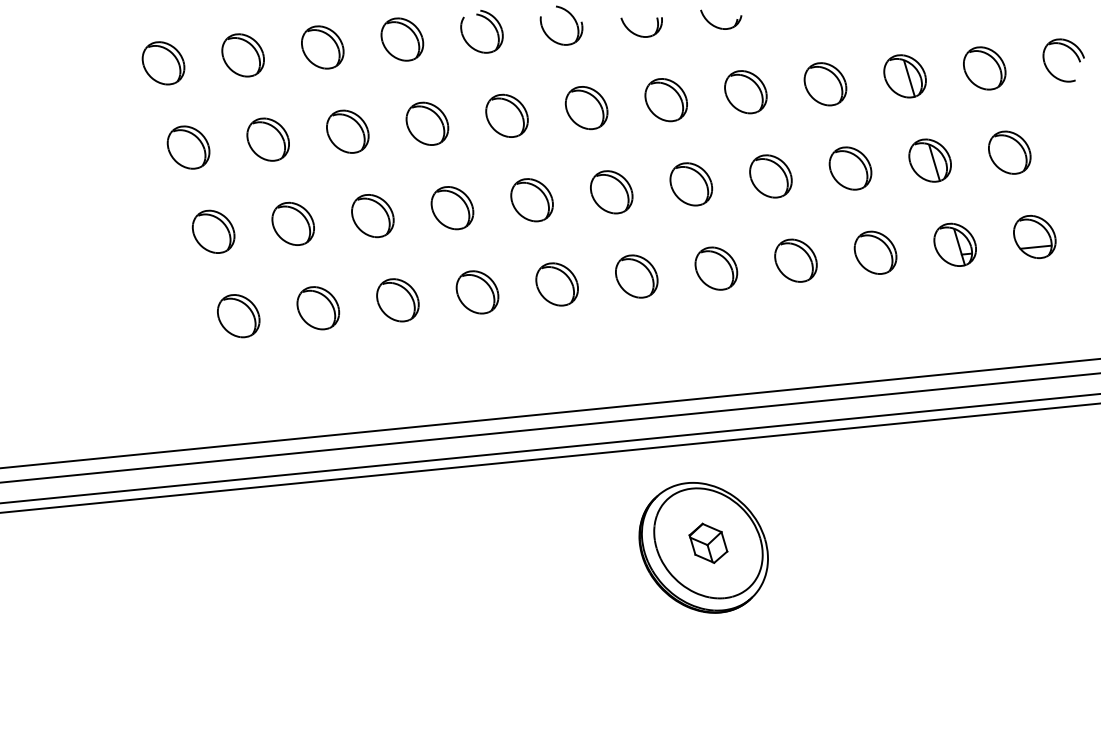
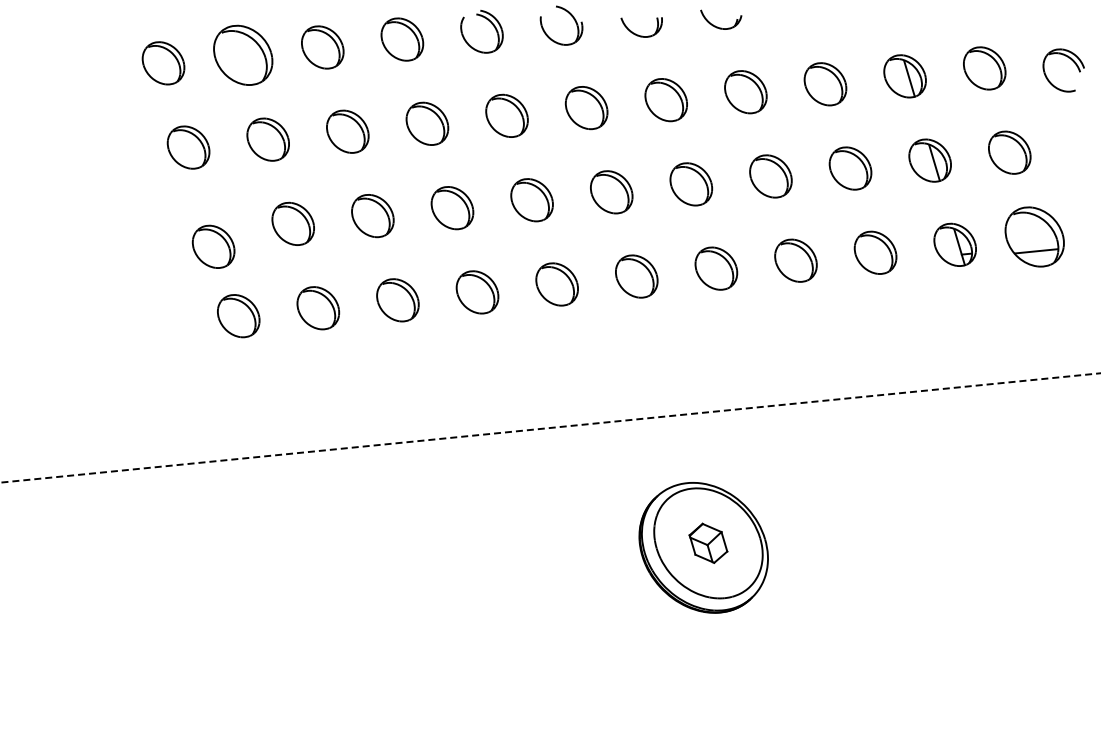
part position: (1072, 51) -> (1072, 61) (1072, 61)
part size: 44x45 px -> 61x62 px (243, 54)
part position: (213, 231) -> (213, 246) (213, 246)
part size: 44x44 px -> 61x62 px (1034, 236)
line: present -> none (549, 413)
line: solid -> dashed (549, 428)
line: present -> none (549, 448)
line: present -> none (549, 457)
